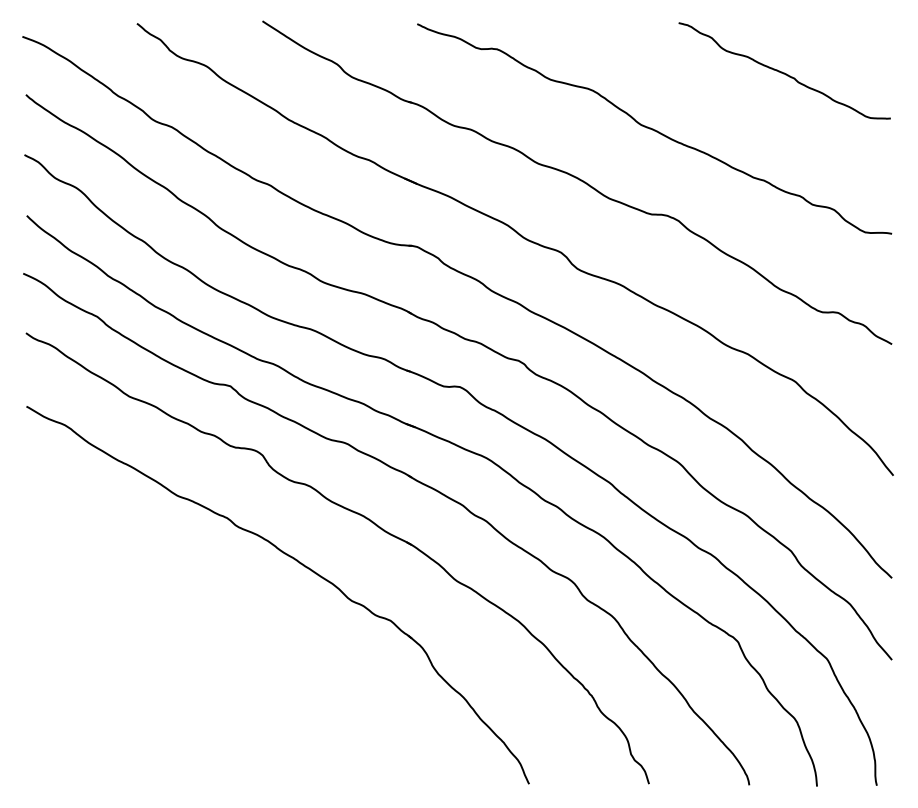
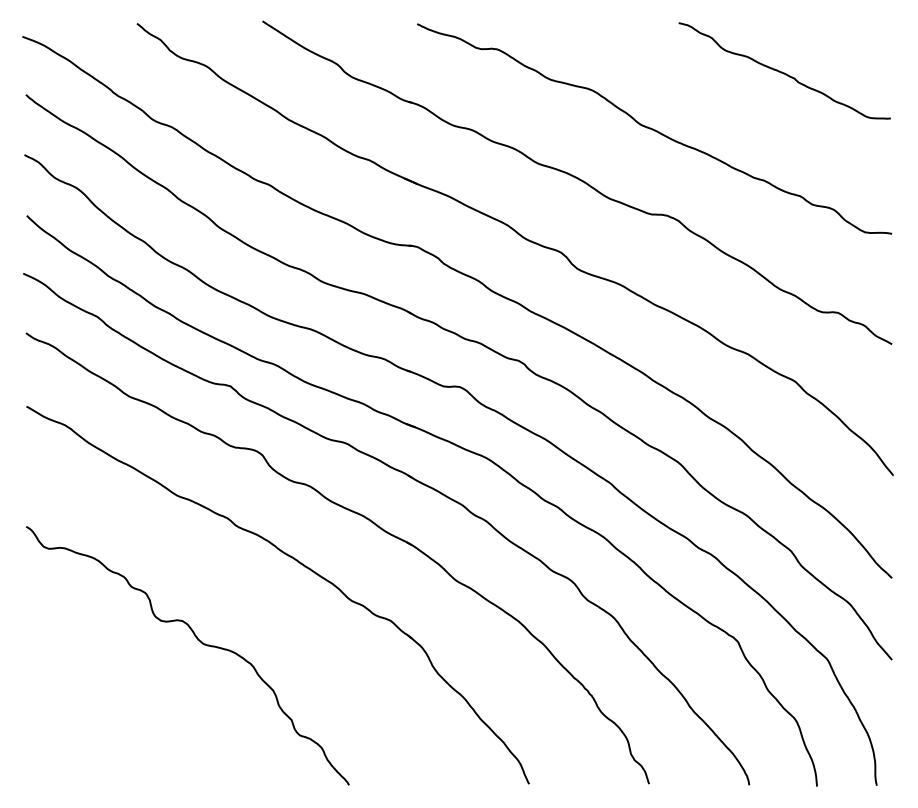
curve: none -> present (197, 640)
